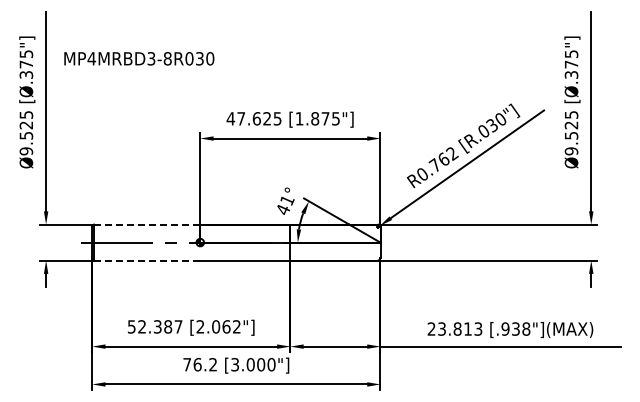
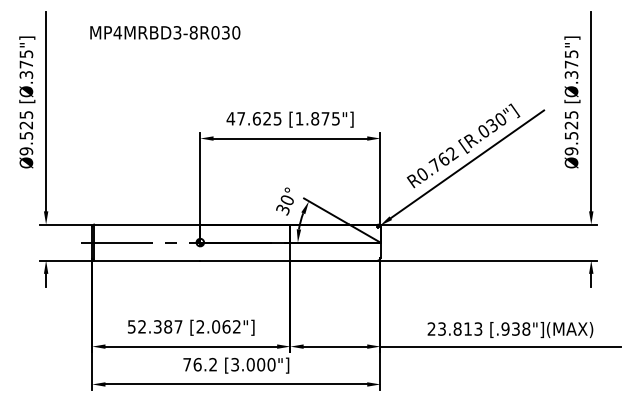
text position: (139, 58) -> (165, 32) (165, 32)
text: 41° -> 30° (285, 205)
line: dashed -> solid (146, 224)
line: dashed -> solid (147, 260)
